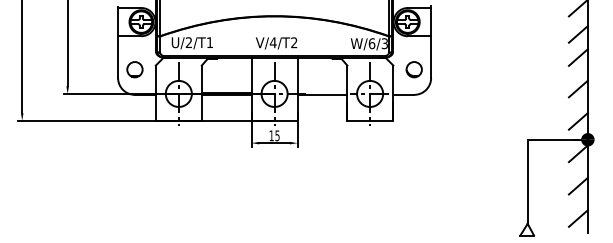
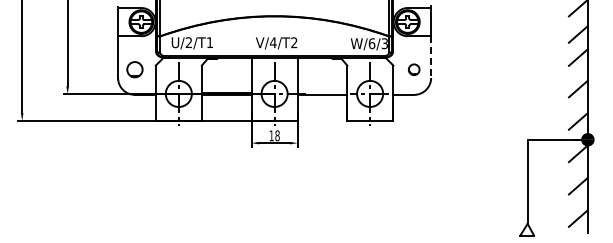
line: solid -> dashed (431, 57)
part size: 18x18 px -> 14x13 px (413, 69)
text: 15 -> 18 (277, 135)
